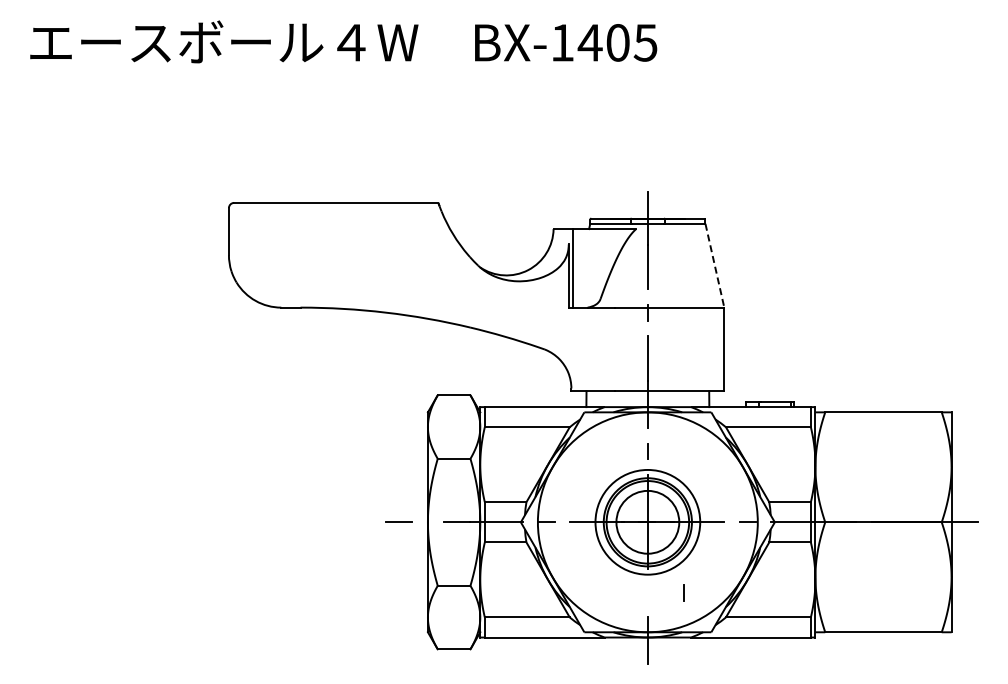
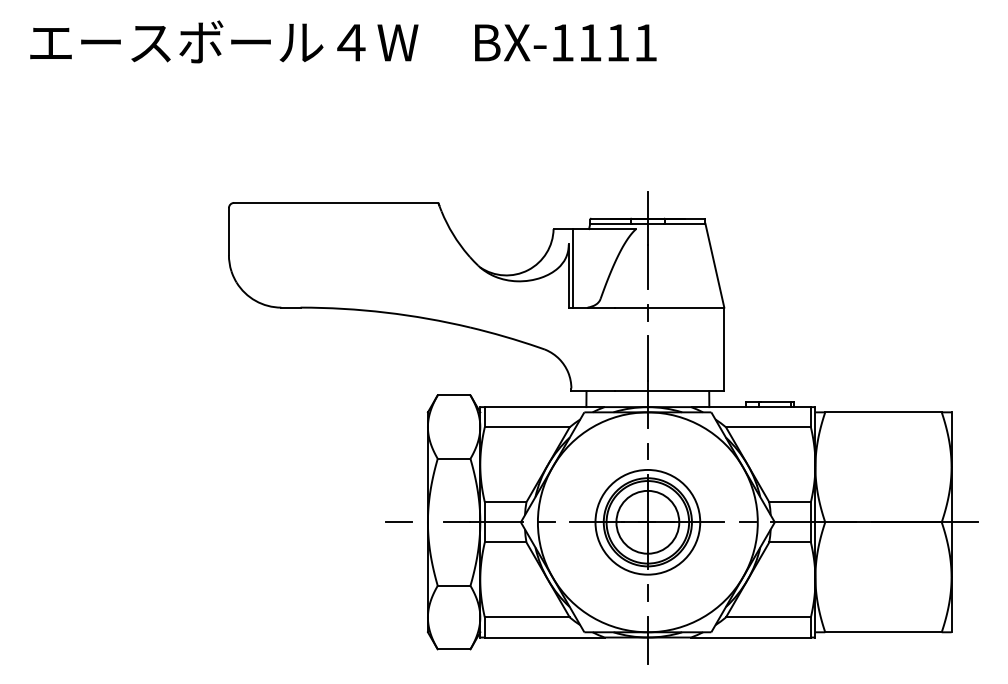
text: BX-1405 -> BX-1111 (617, 42)
line: dashed -> solid (714, 265)
line position: (683, 592) -> (647, 592) (647, 592)
